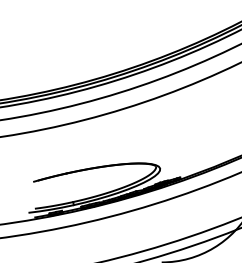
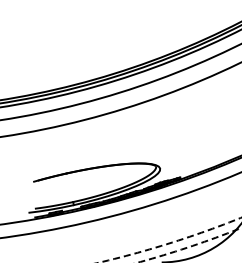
circle: solid -> dashed (169, 239)
circle: solid -> dashed (188, 245)
